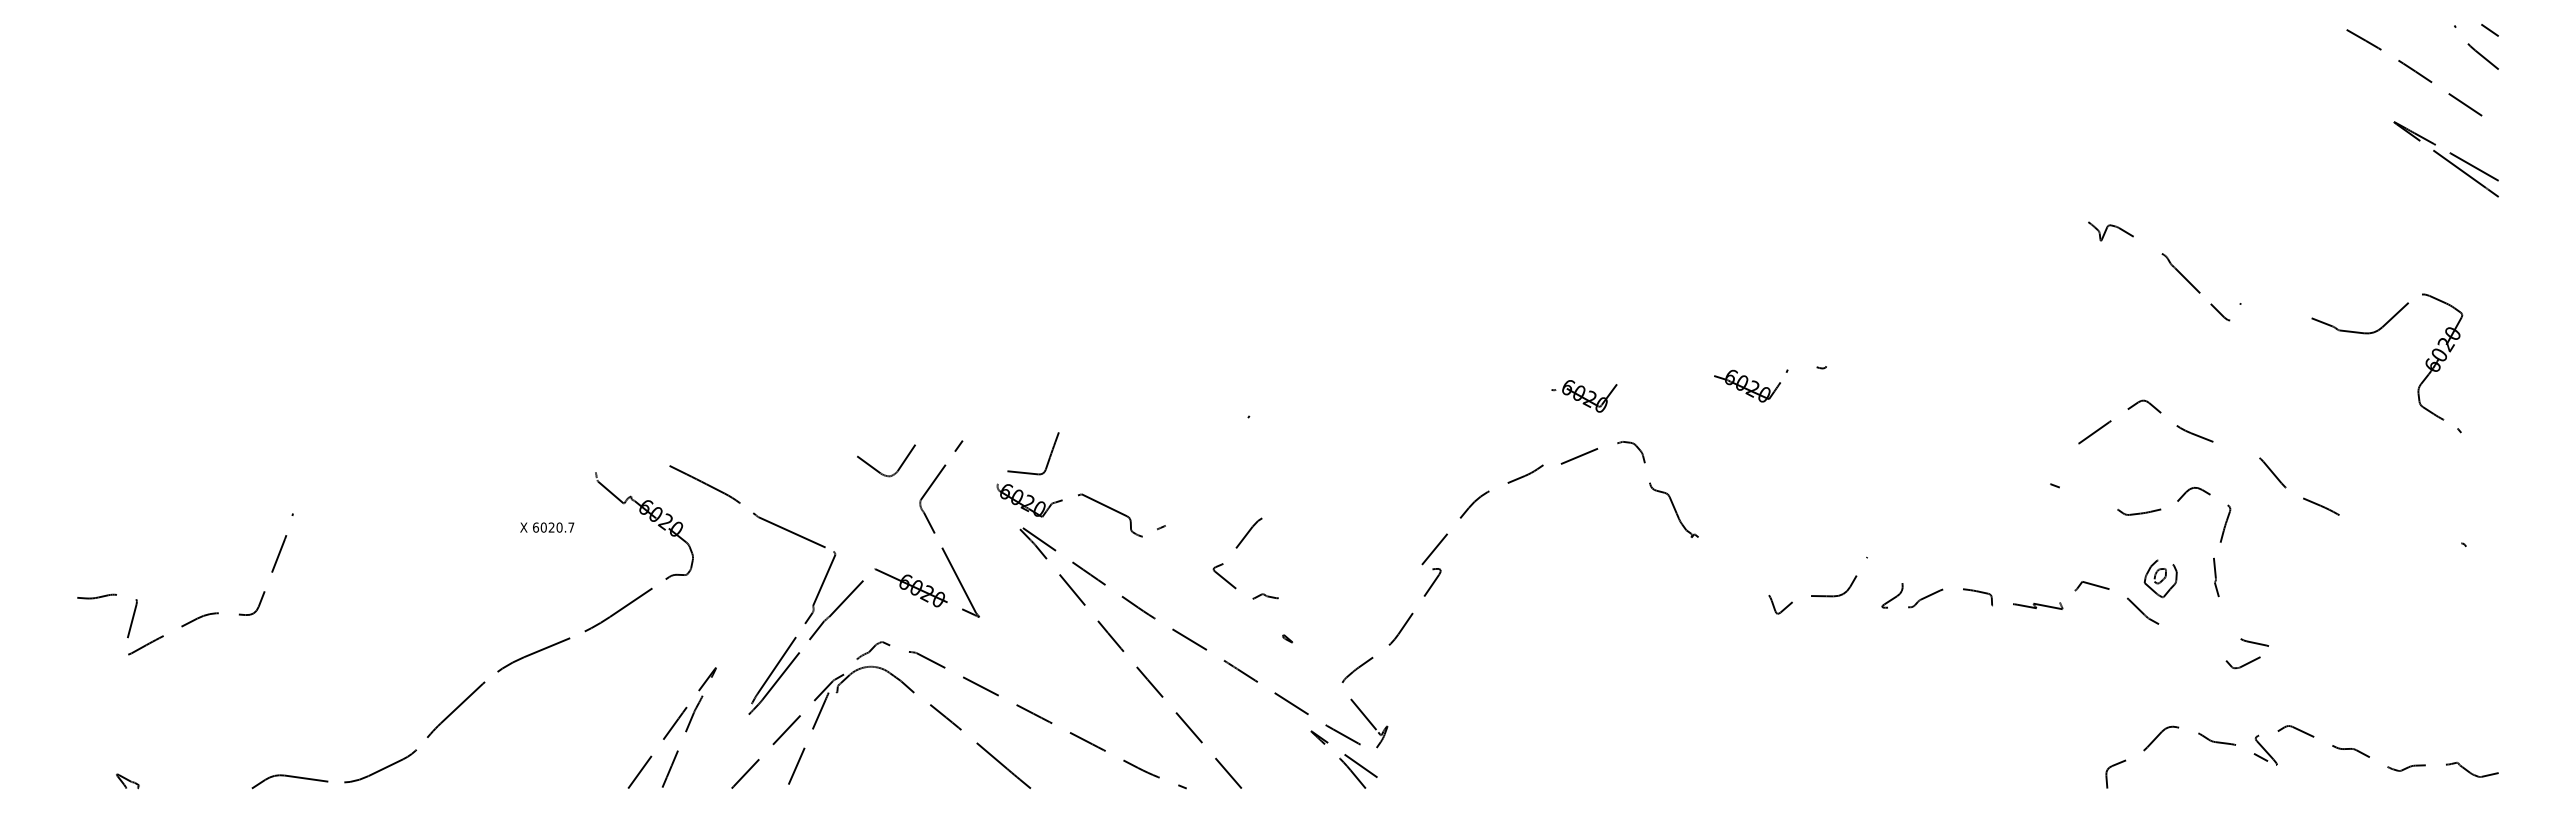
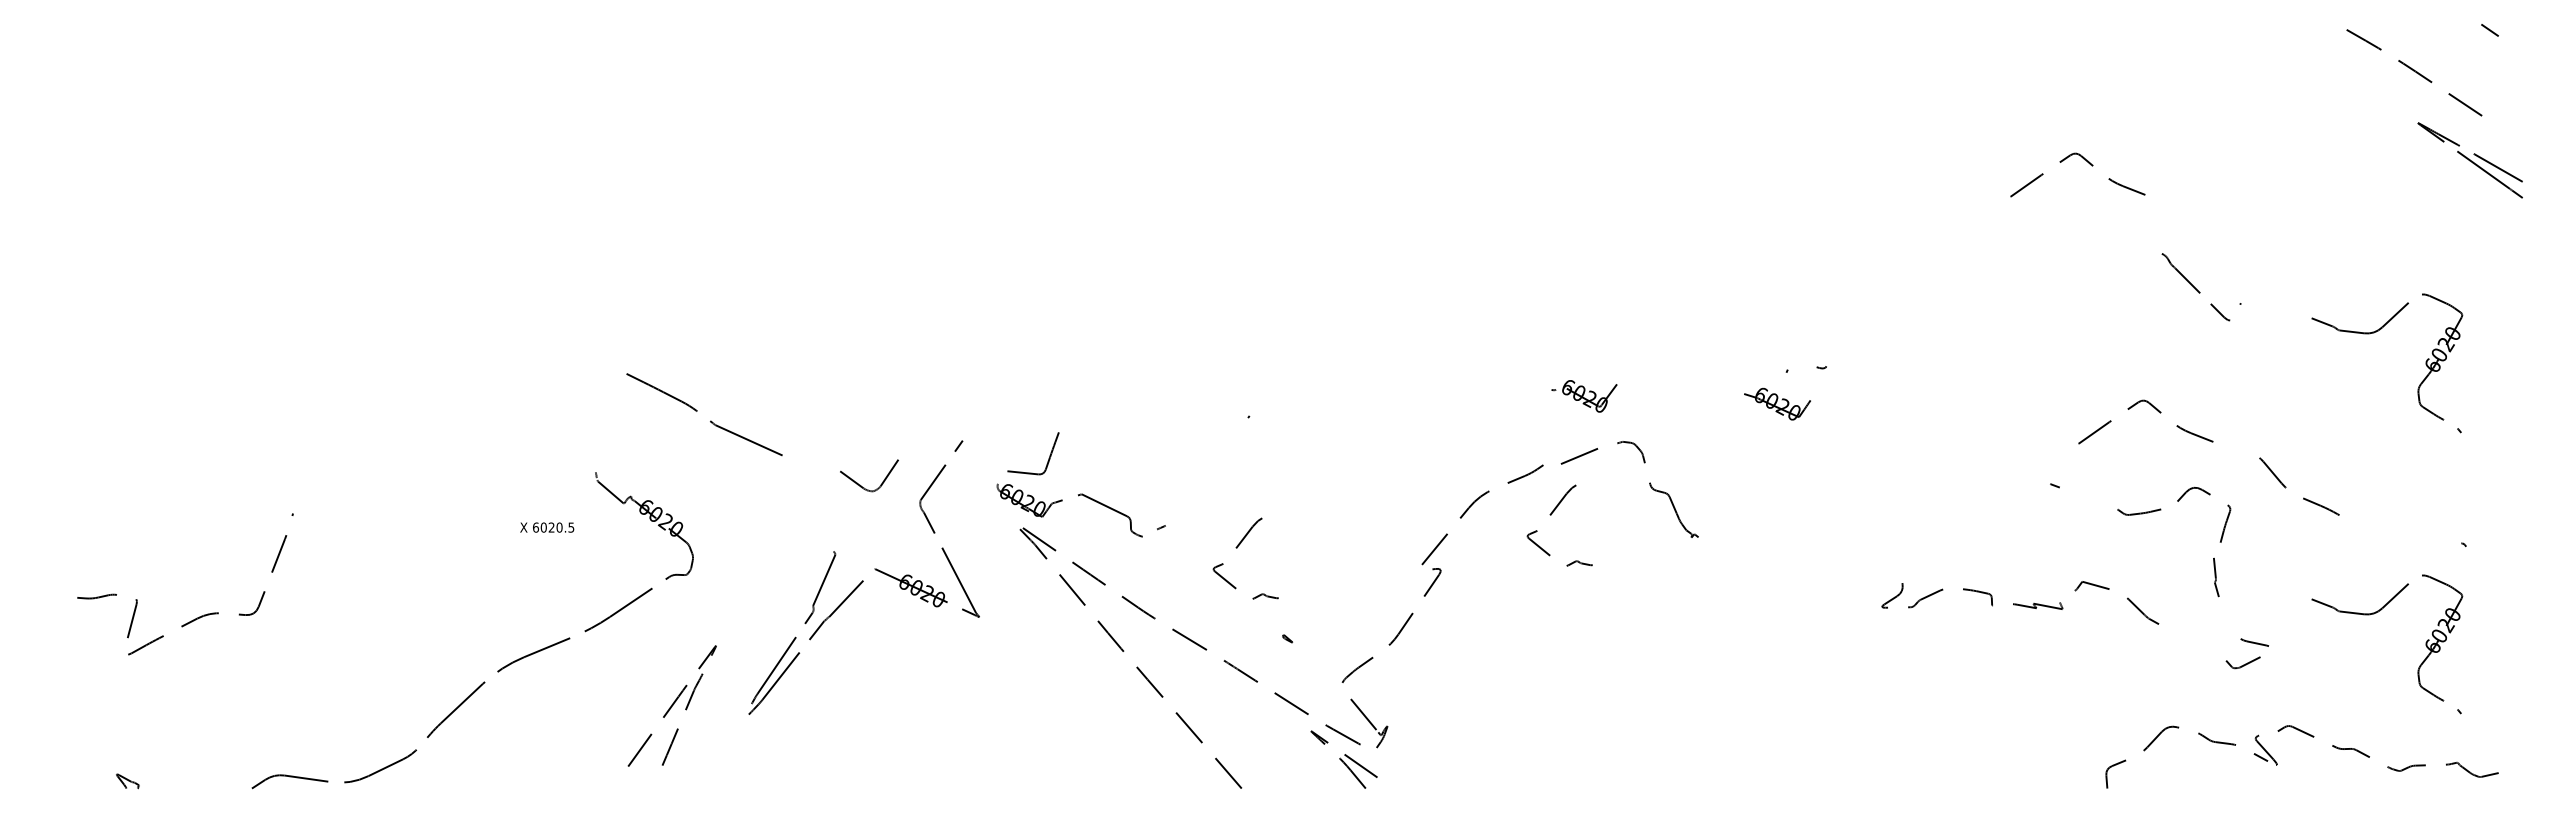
curve: present -> none (2474, 48)
curve position: (2445, 159) -> (2469, 160) (2469, 160)
curve: none -> present (2088, 163)
part: present -> none (2110, 231)
part position: (1747, 385) -> (1777, 403) (1777, 403)
curve position: (877, 469) -> (860, 484) (860, 484)
curve position: (740, 503) -> (697, 411) (697, 411)
part: none -> present (1551, 515)
text: 6020.7 -> 6020.5 (571, 527)
part: present -> none (2160, 578)
part: present -> none (1817, 595)
part: none -> present (2374, 614)
part: present -> none (952, 721)
curve position: (671, 727) -> (671, 705) (671, 705)
